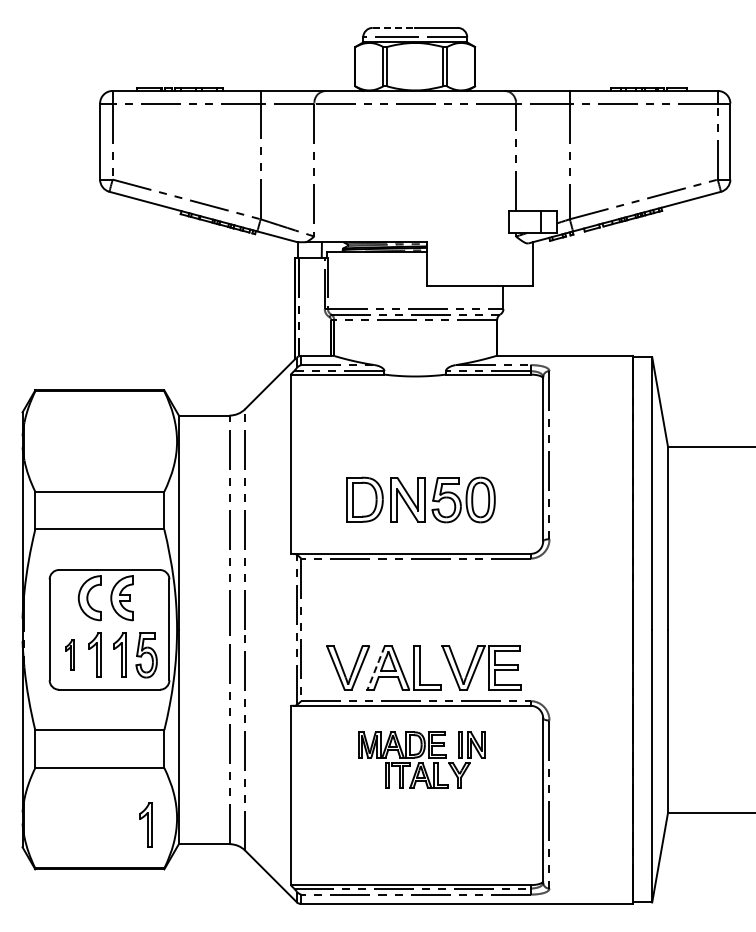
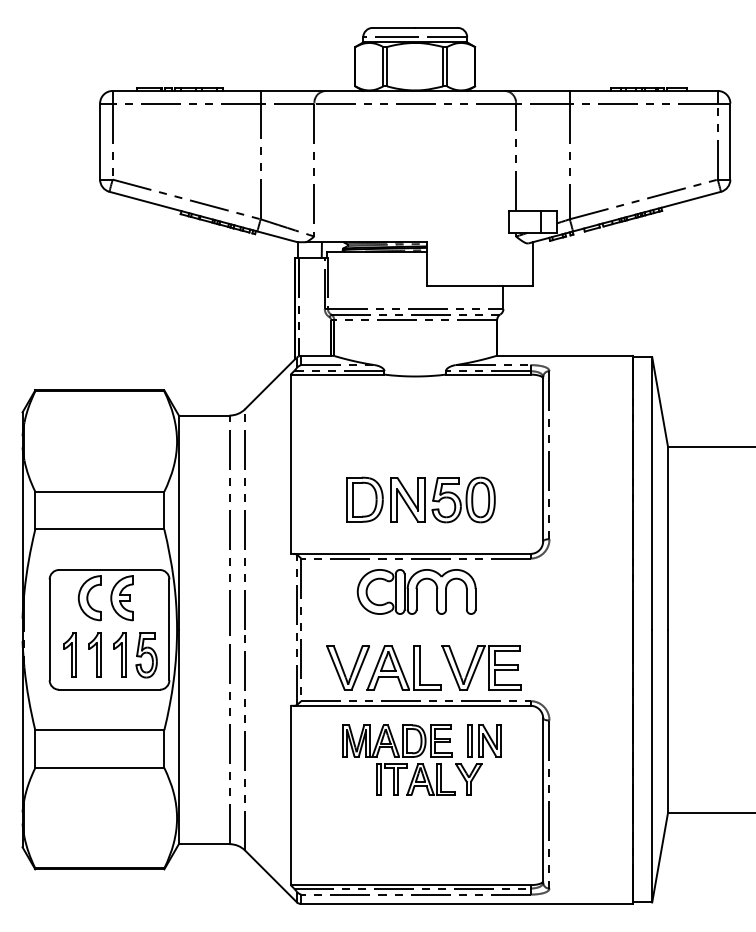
line: dashed -> solid (394, 27)
part: none -> present (416, 591)
part size: 10x32 px -> 14x46 px (69, 654)
line: dashed -> solid (376, 668)
part size: 128x58 px -> 160x72 px (421, 759)
part: present -> none (145, 824)
